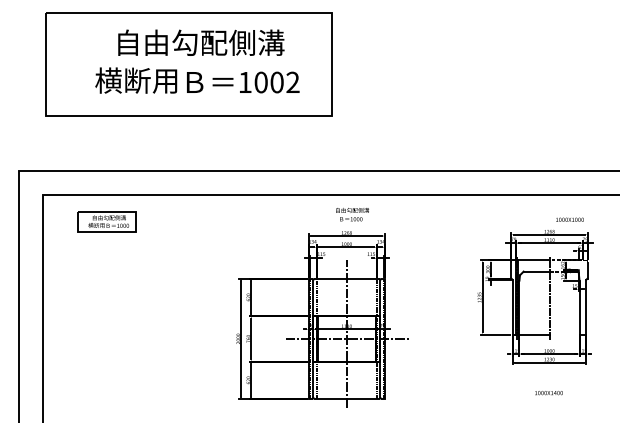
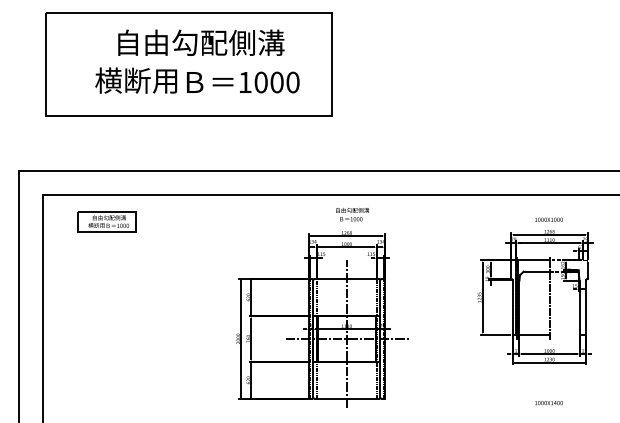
text: 1002 -> 1000 (292, 82)
text position: (569, 219) -> (548, 219) (548, 219)
text position: (548, 393) -> (548, 403) (548, 403)
